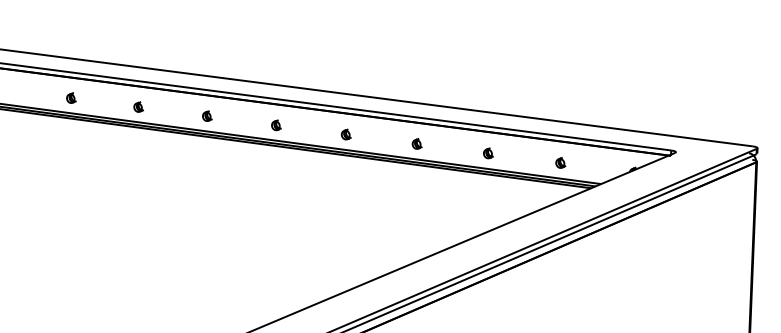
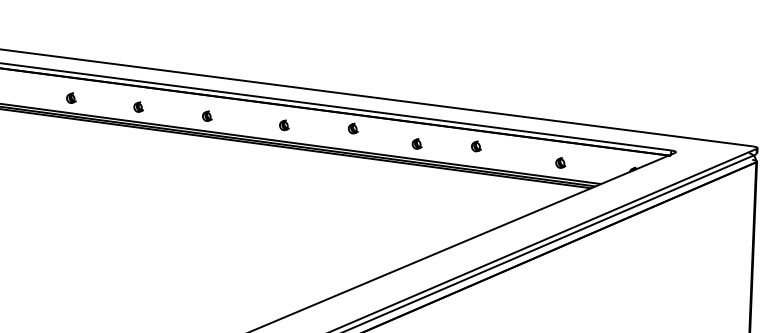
part position: (276, 125) -> (284, 125) (284, 125)
part position: (345, 134) -> (352, 128) (352, 128)
part position: (488, 153) -> (476, 146) (476, 146)
